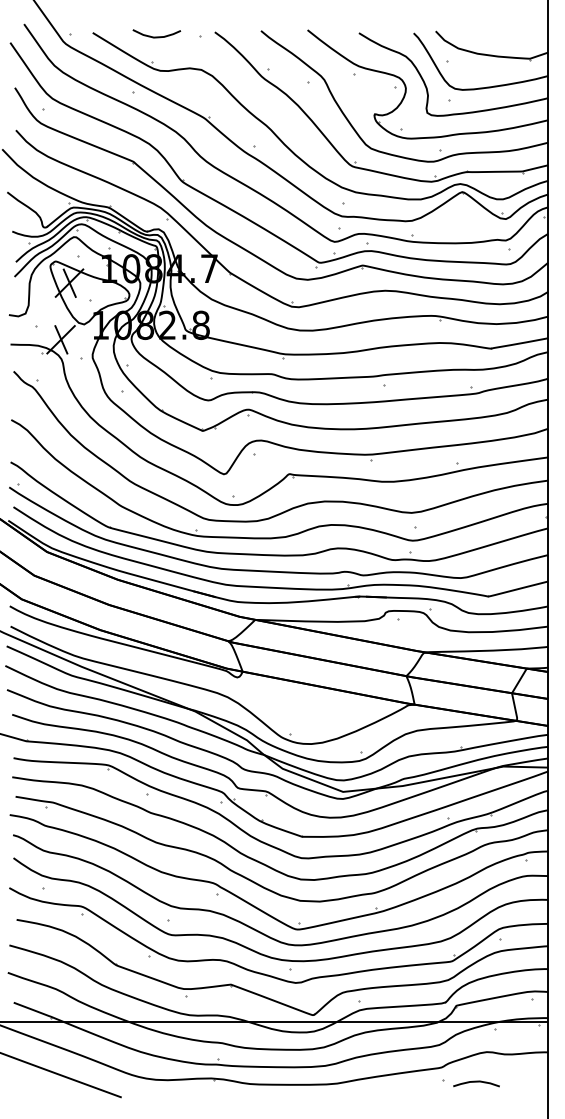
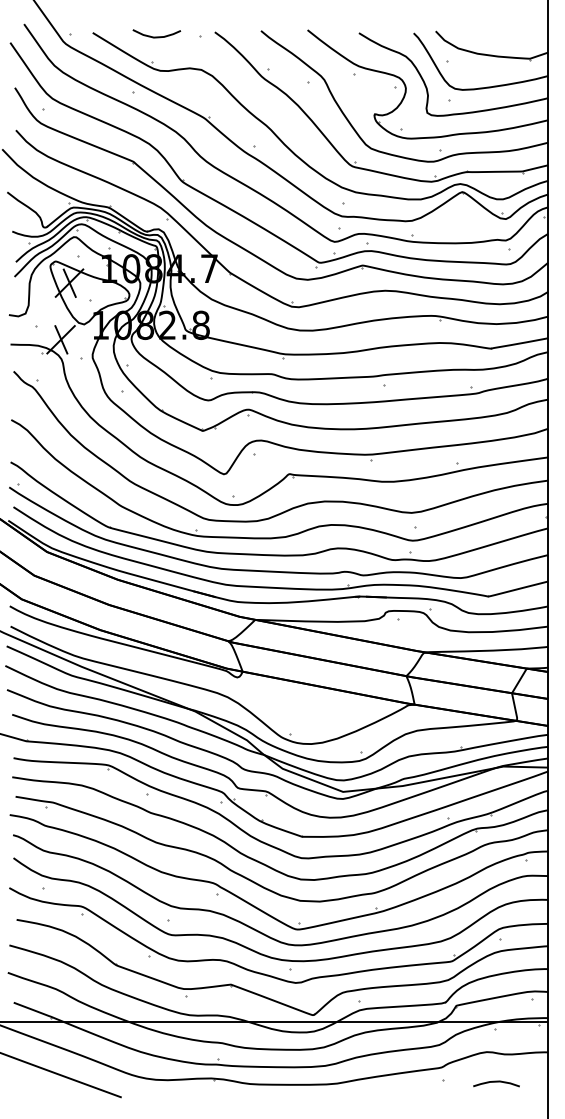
curve position: (476, 1082) -> (496, 1082) (496, 1082)
